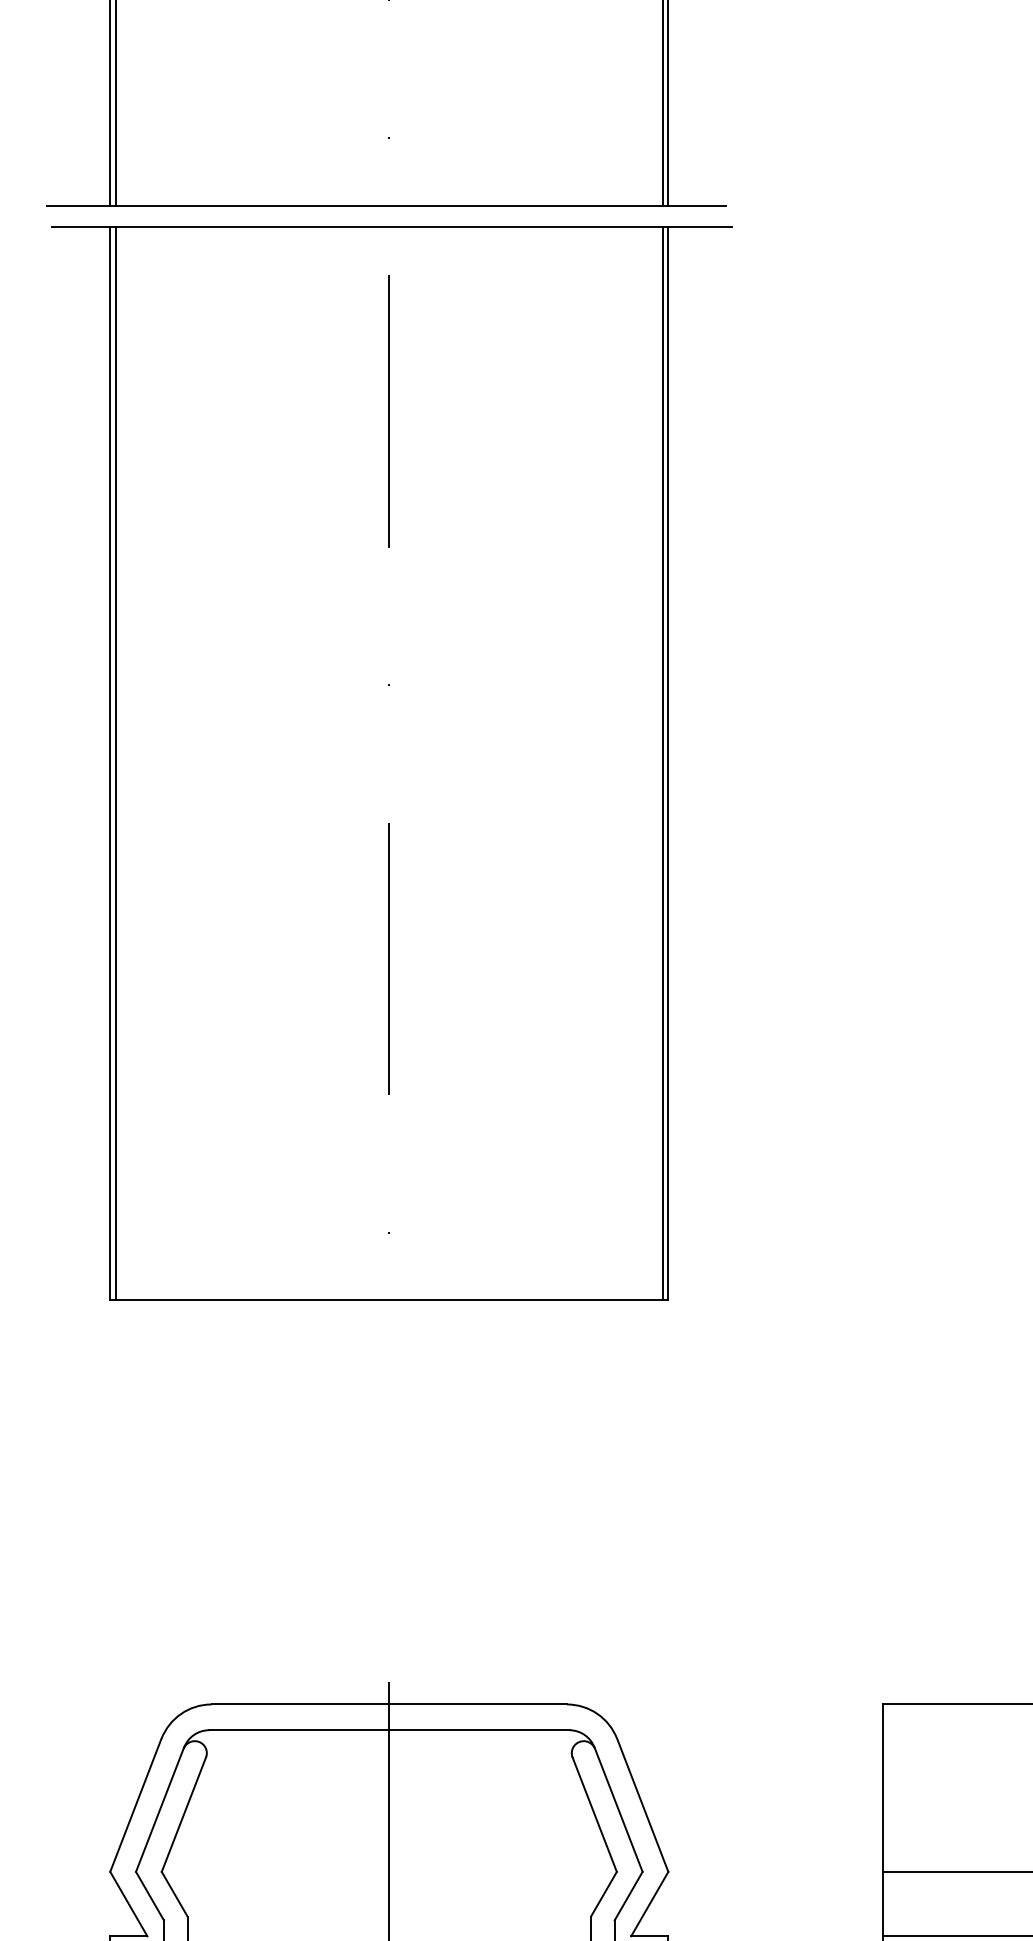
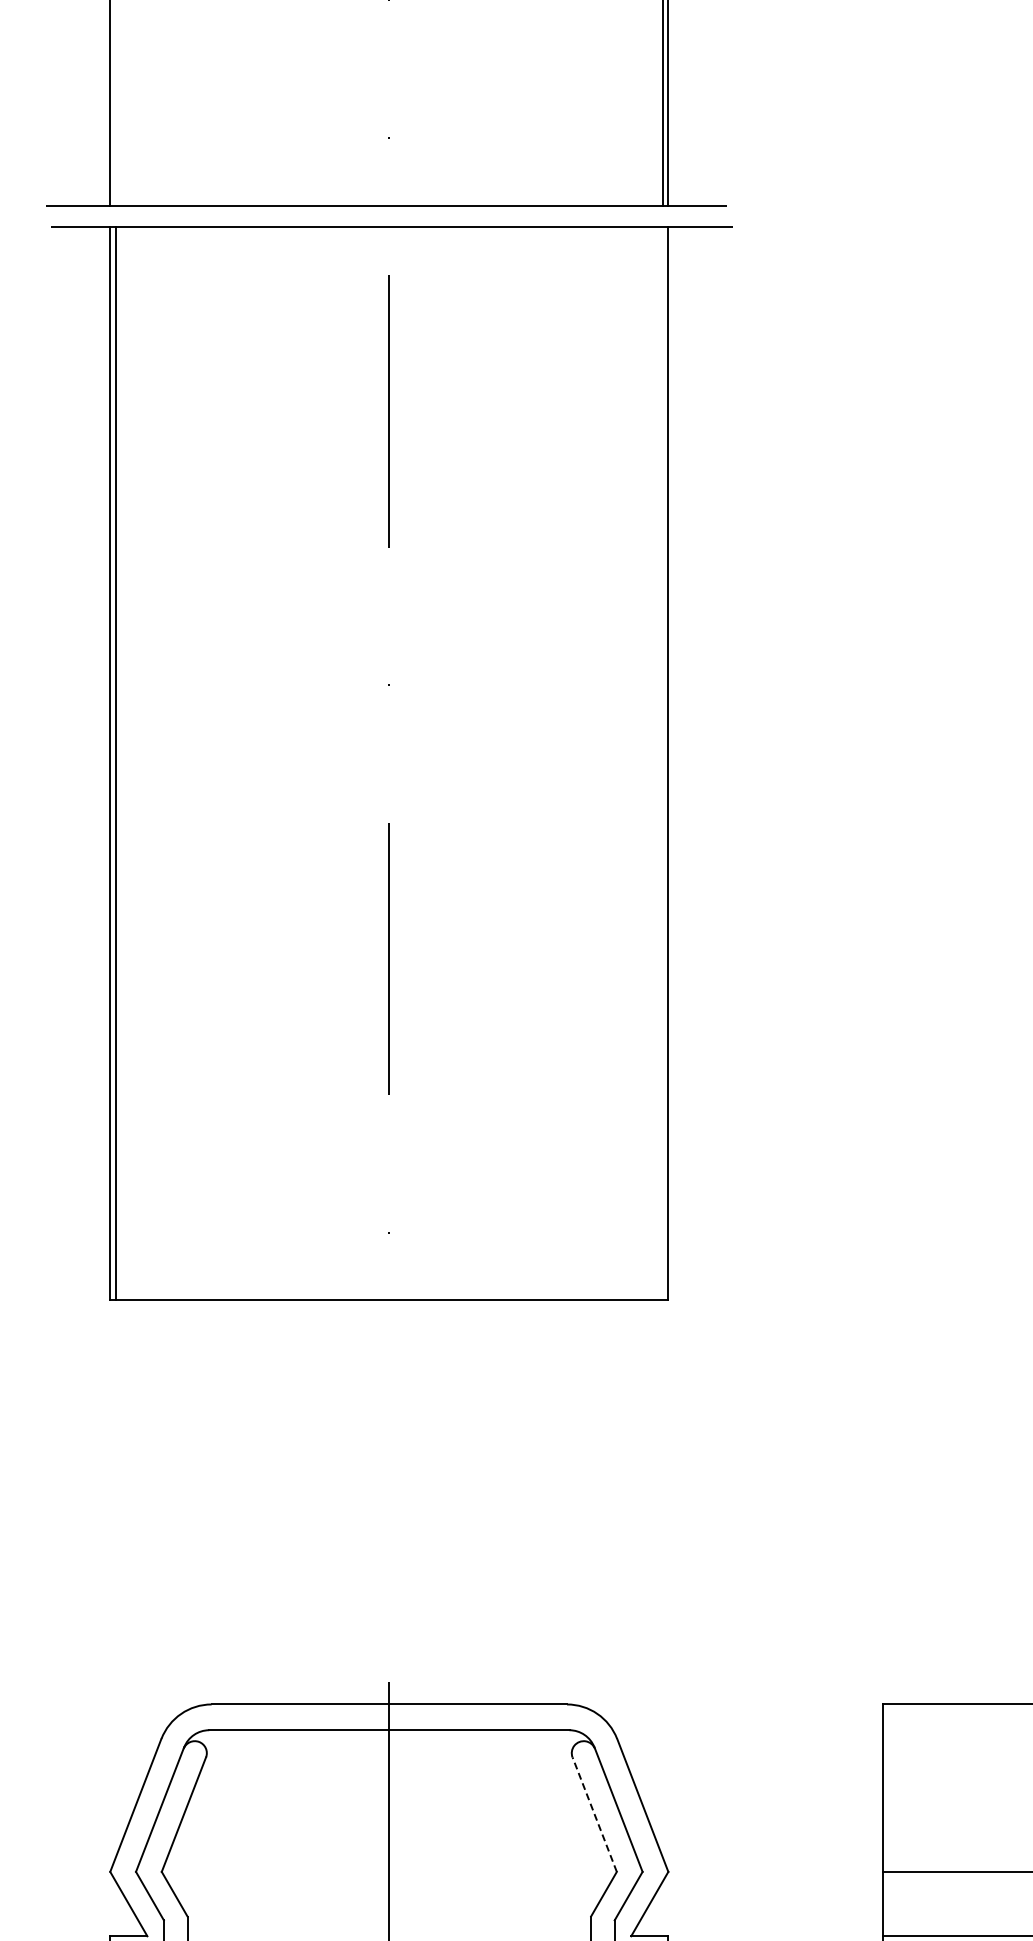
line: present -> none (116, 103)
line: present -> none (662, 763)
line: solid -> dashed (594, 1814)
